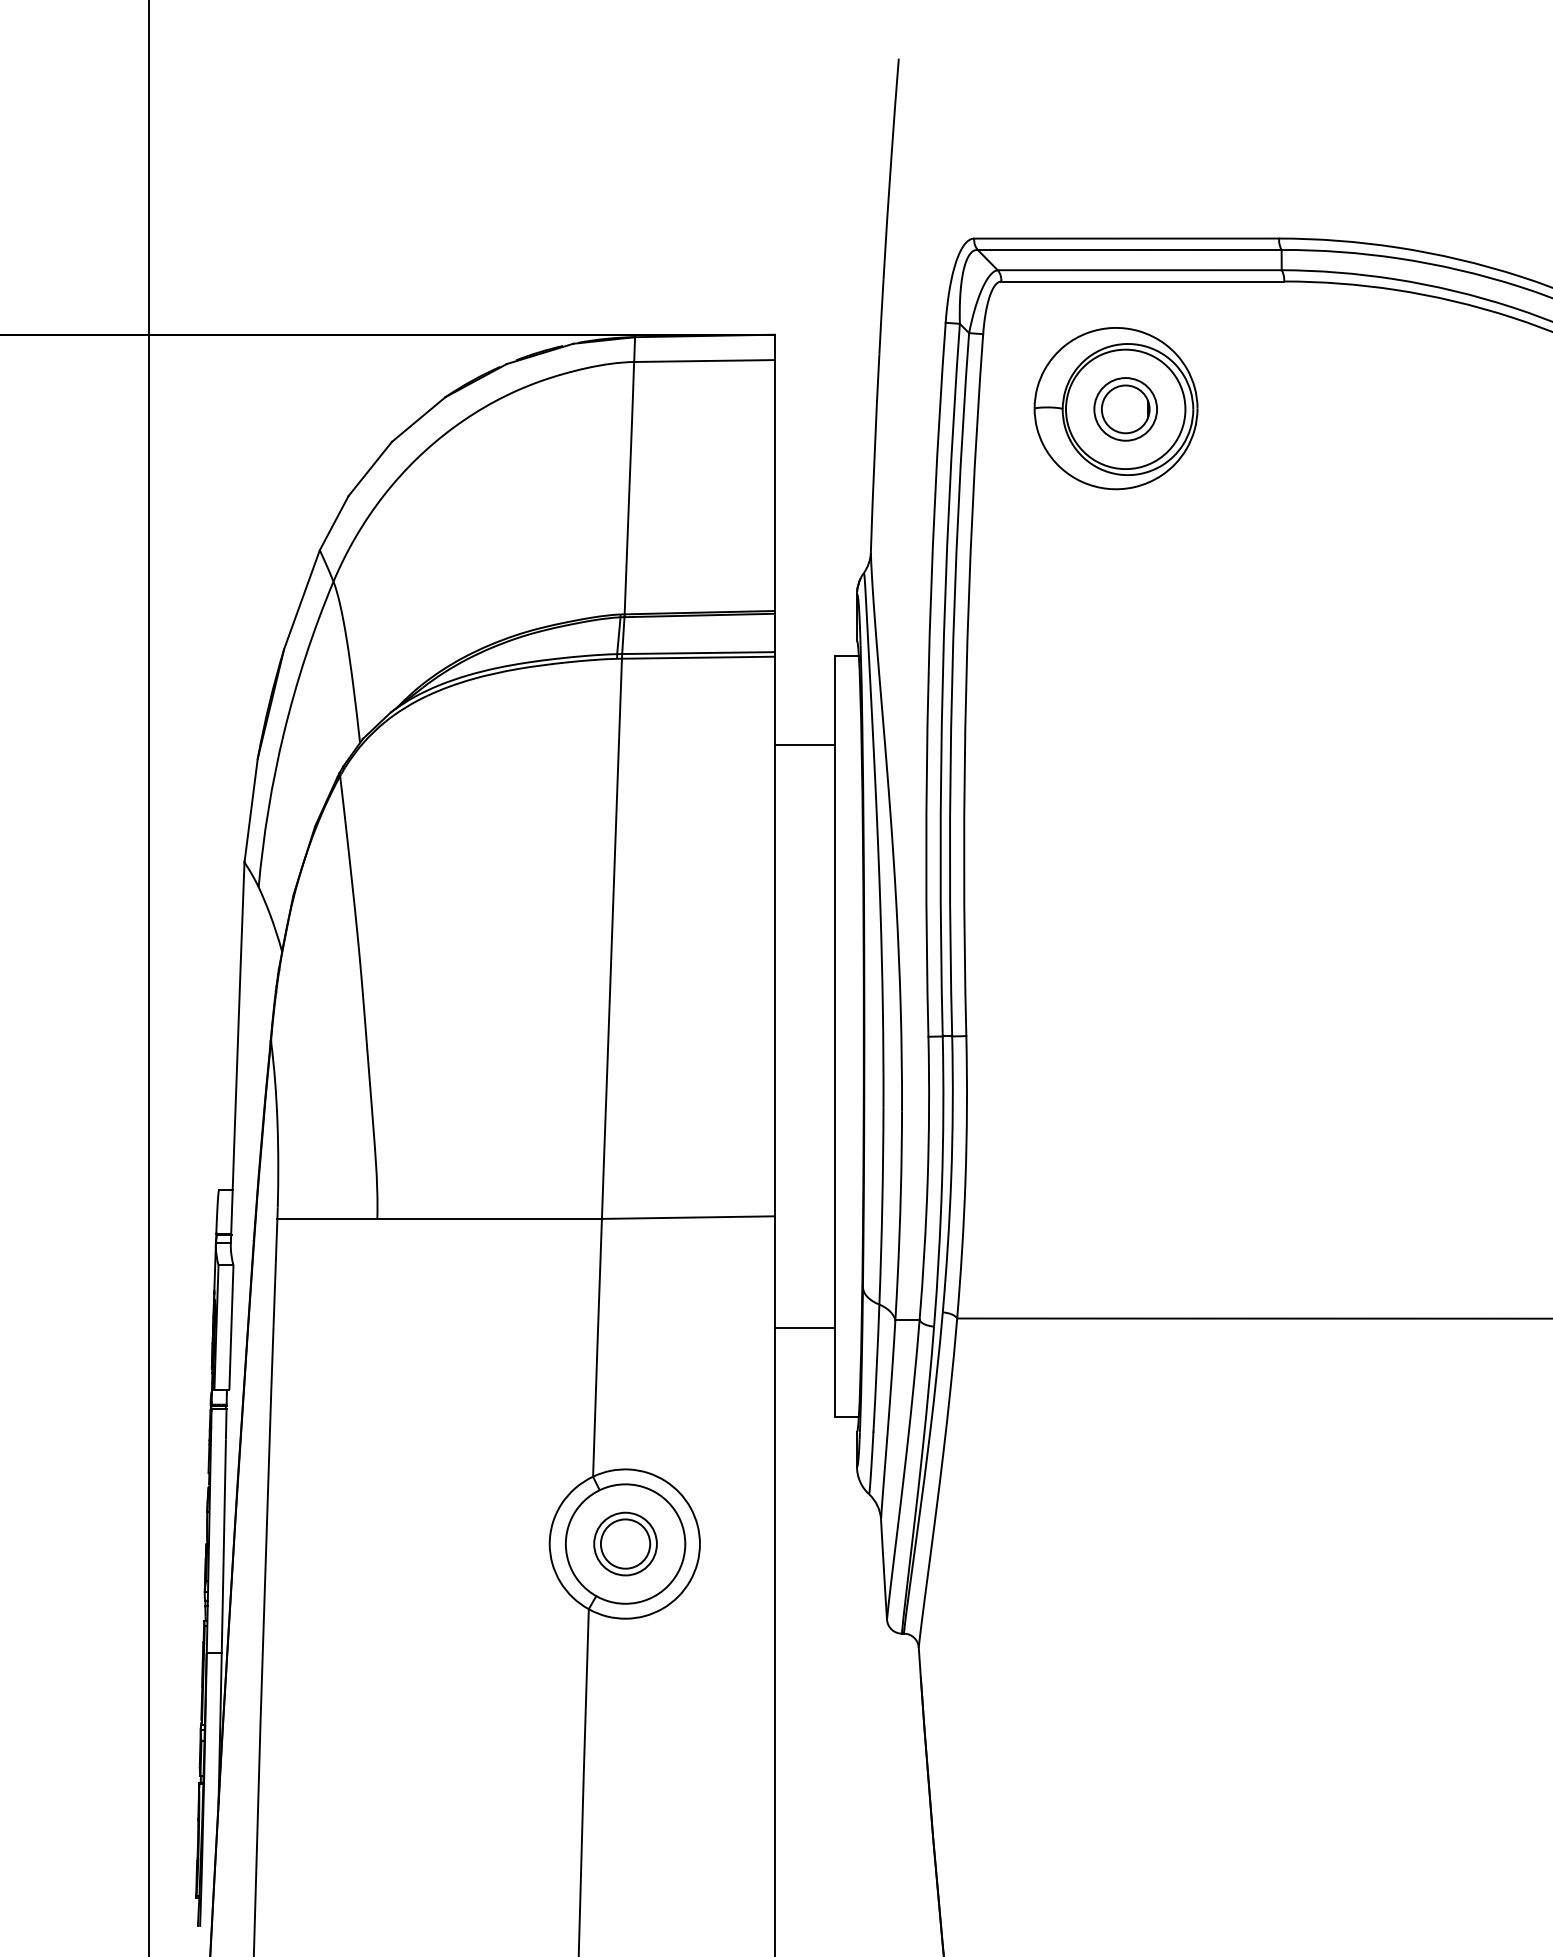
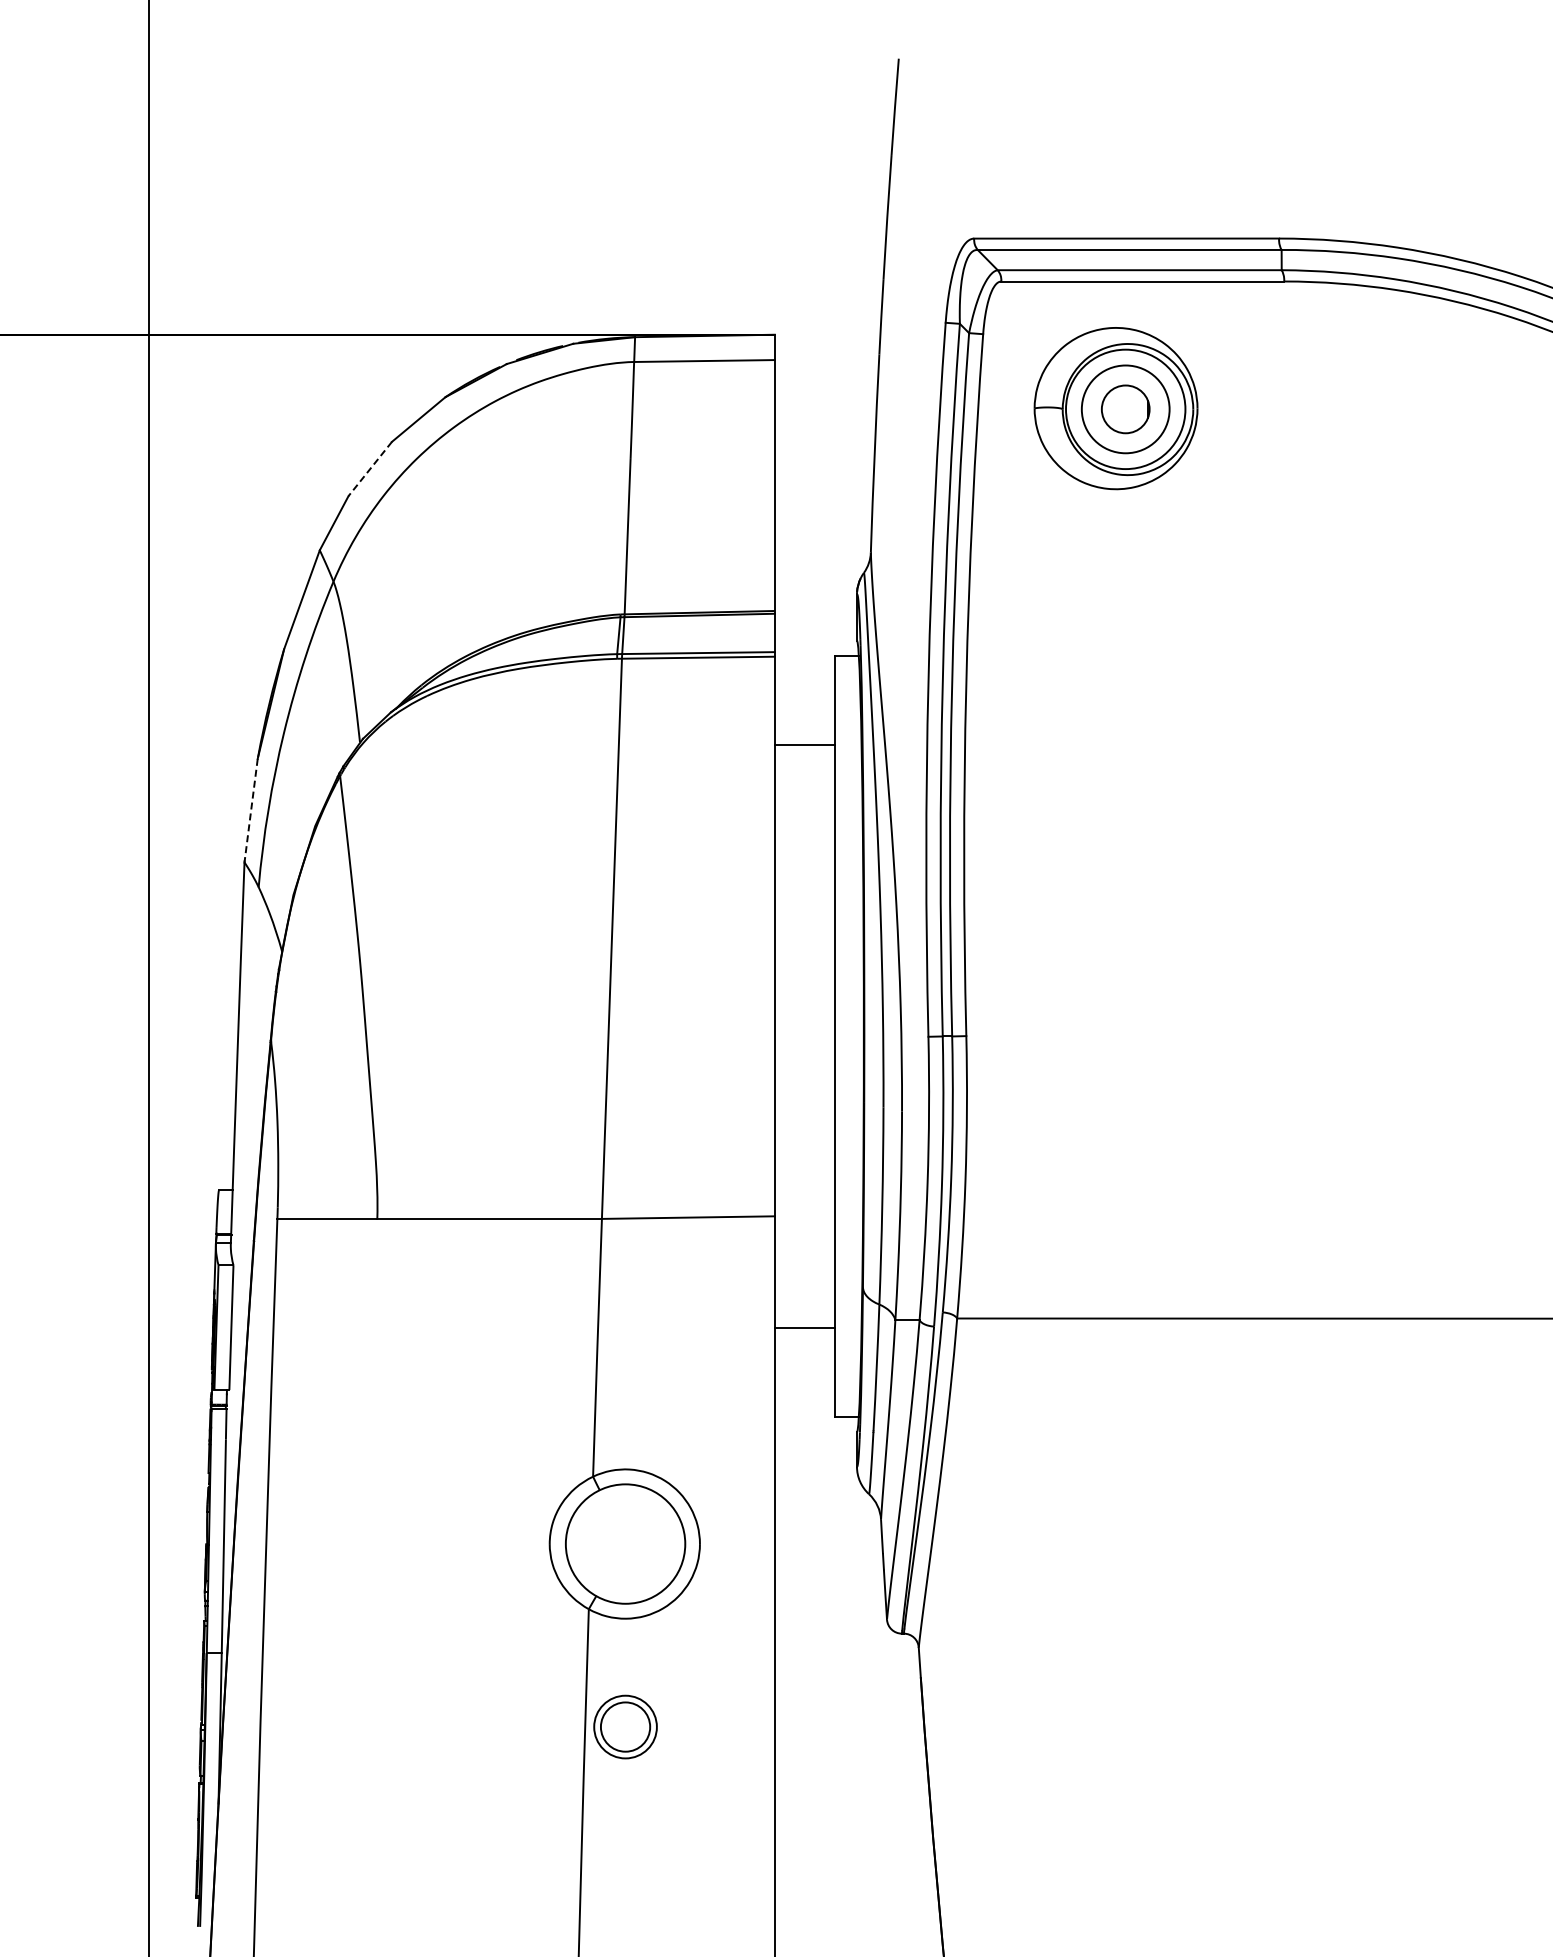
circle diameter: 63 px -> 88 px (1125, 409)
line: solid -> dashed (370, 468)
line: solid -> dashed (251, 811)
part position: (625, 1543) -> (625, 1726) (625, 1726)
